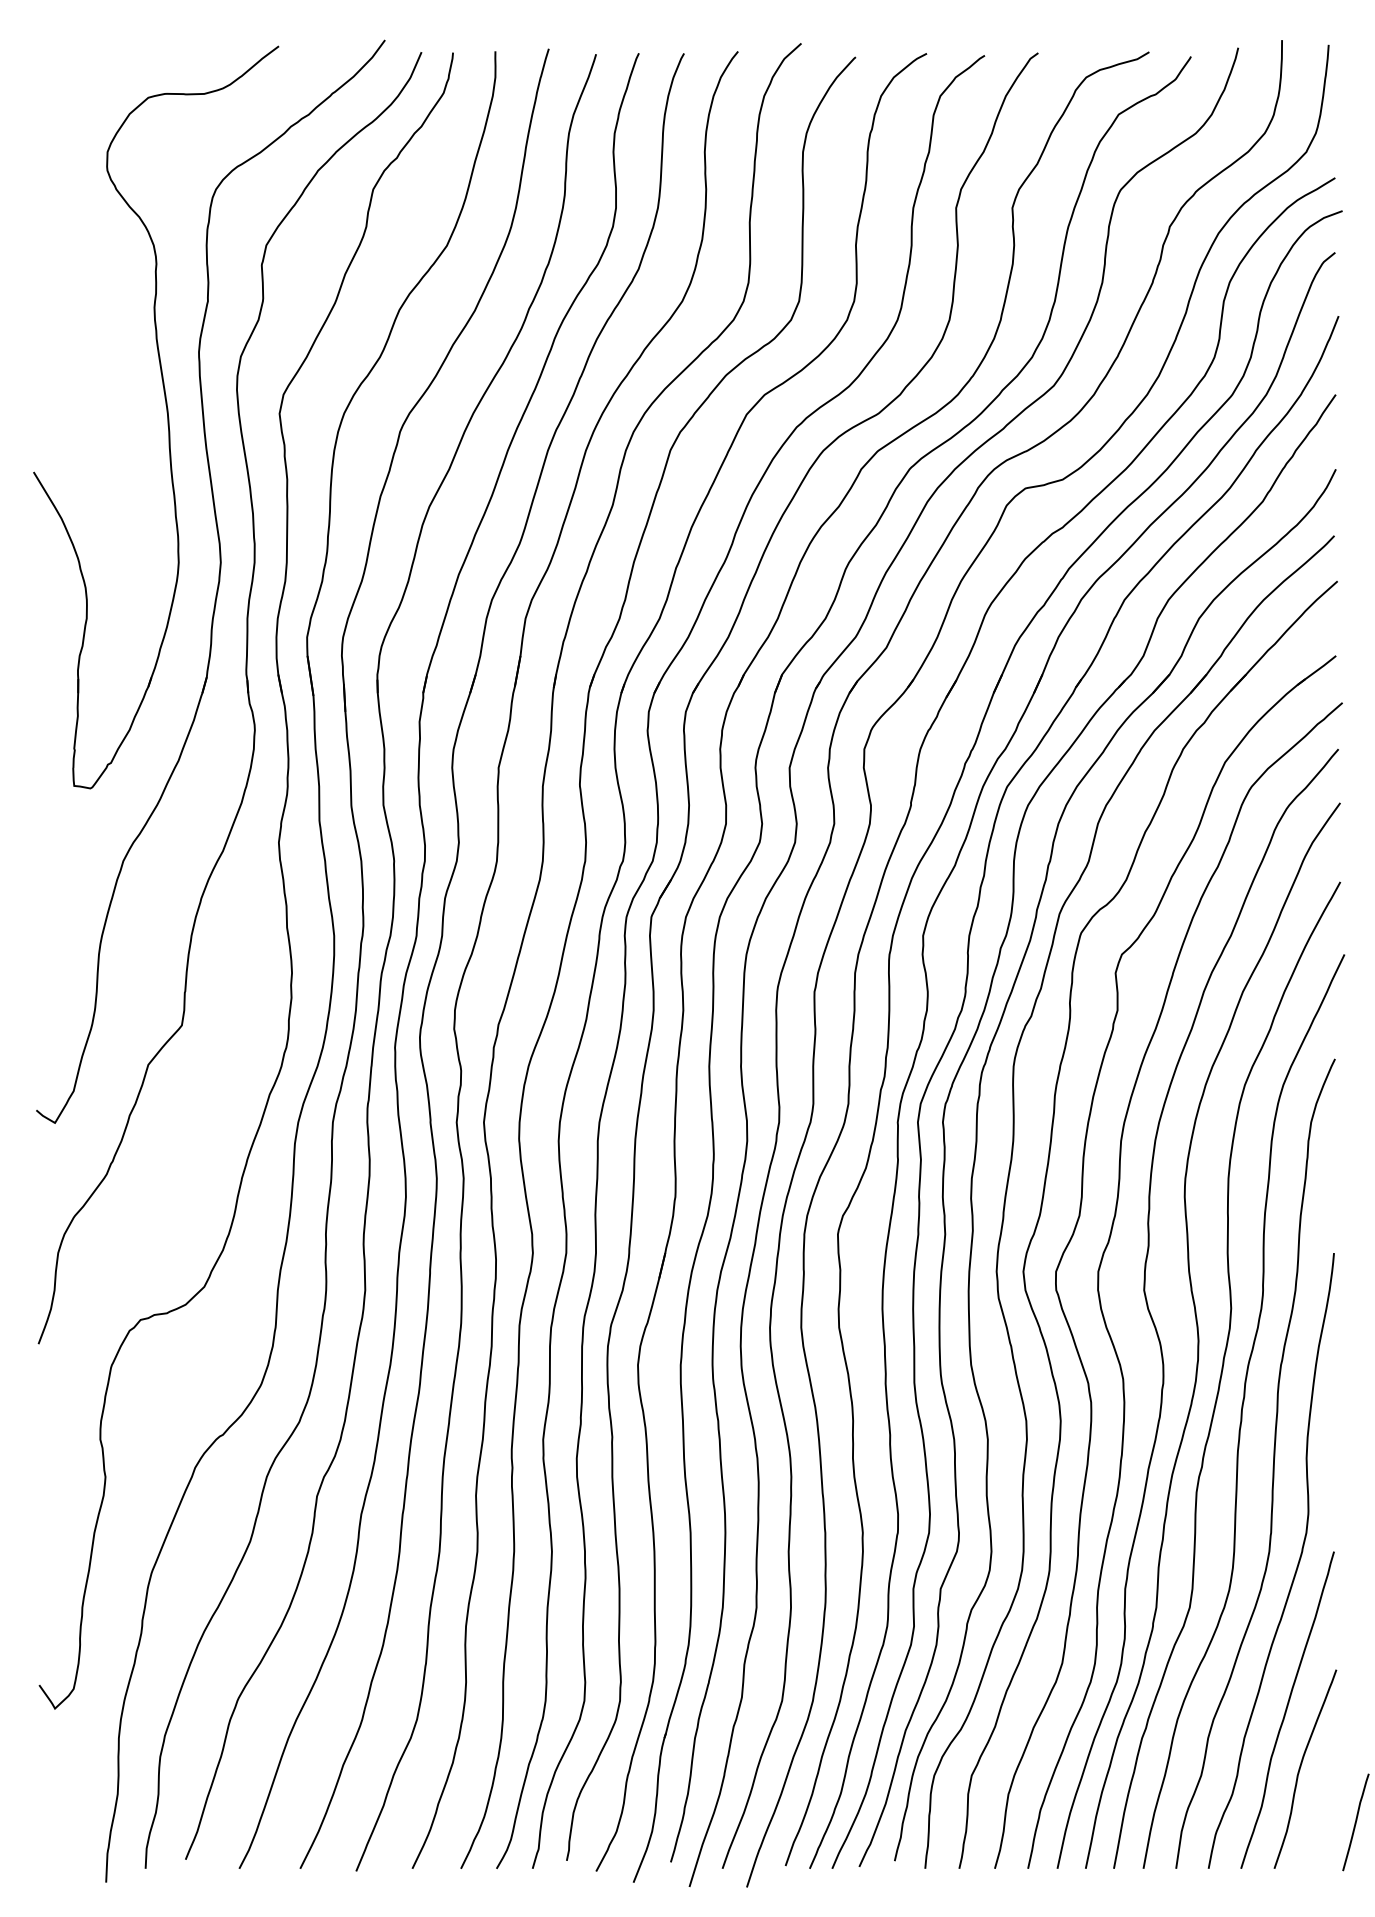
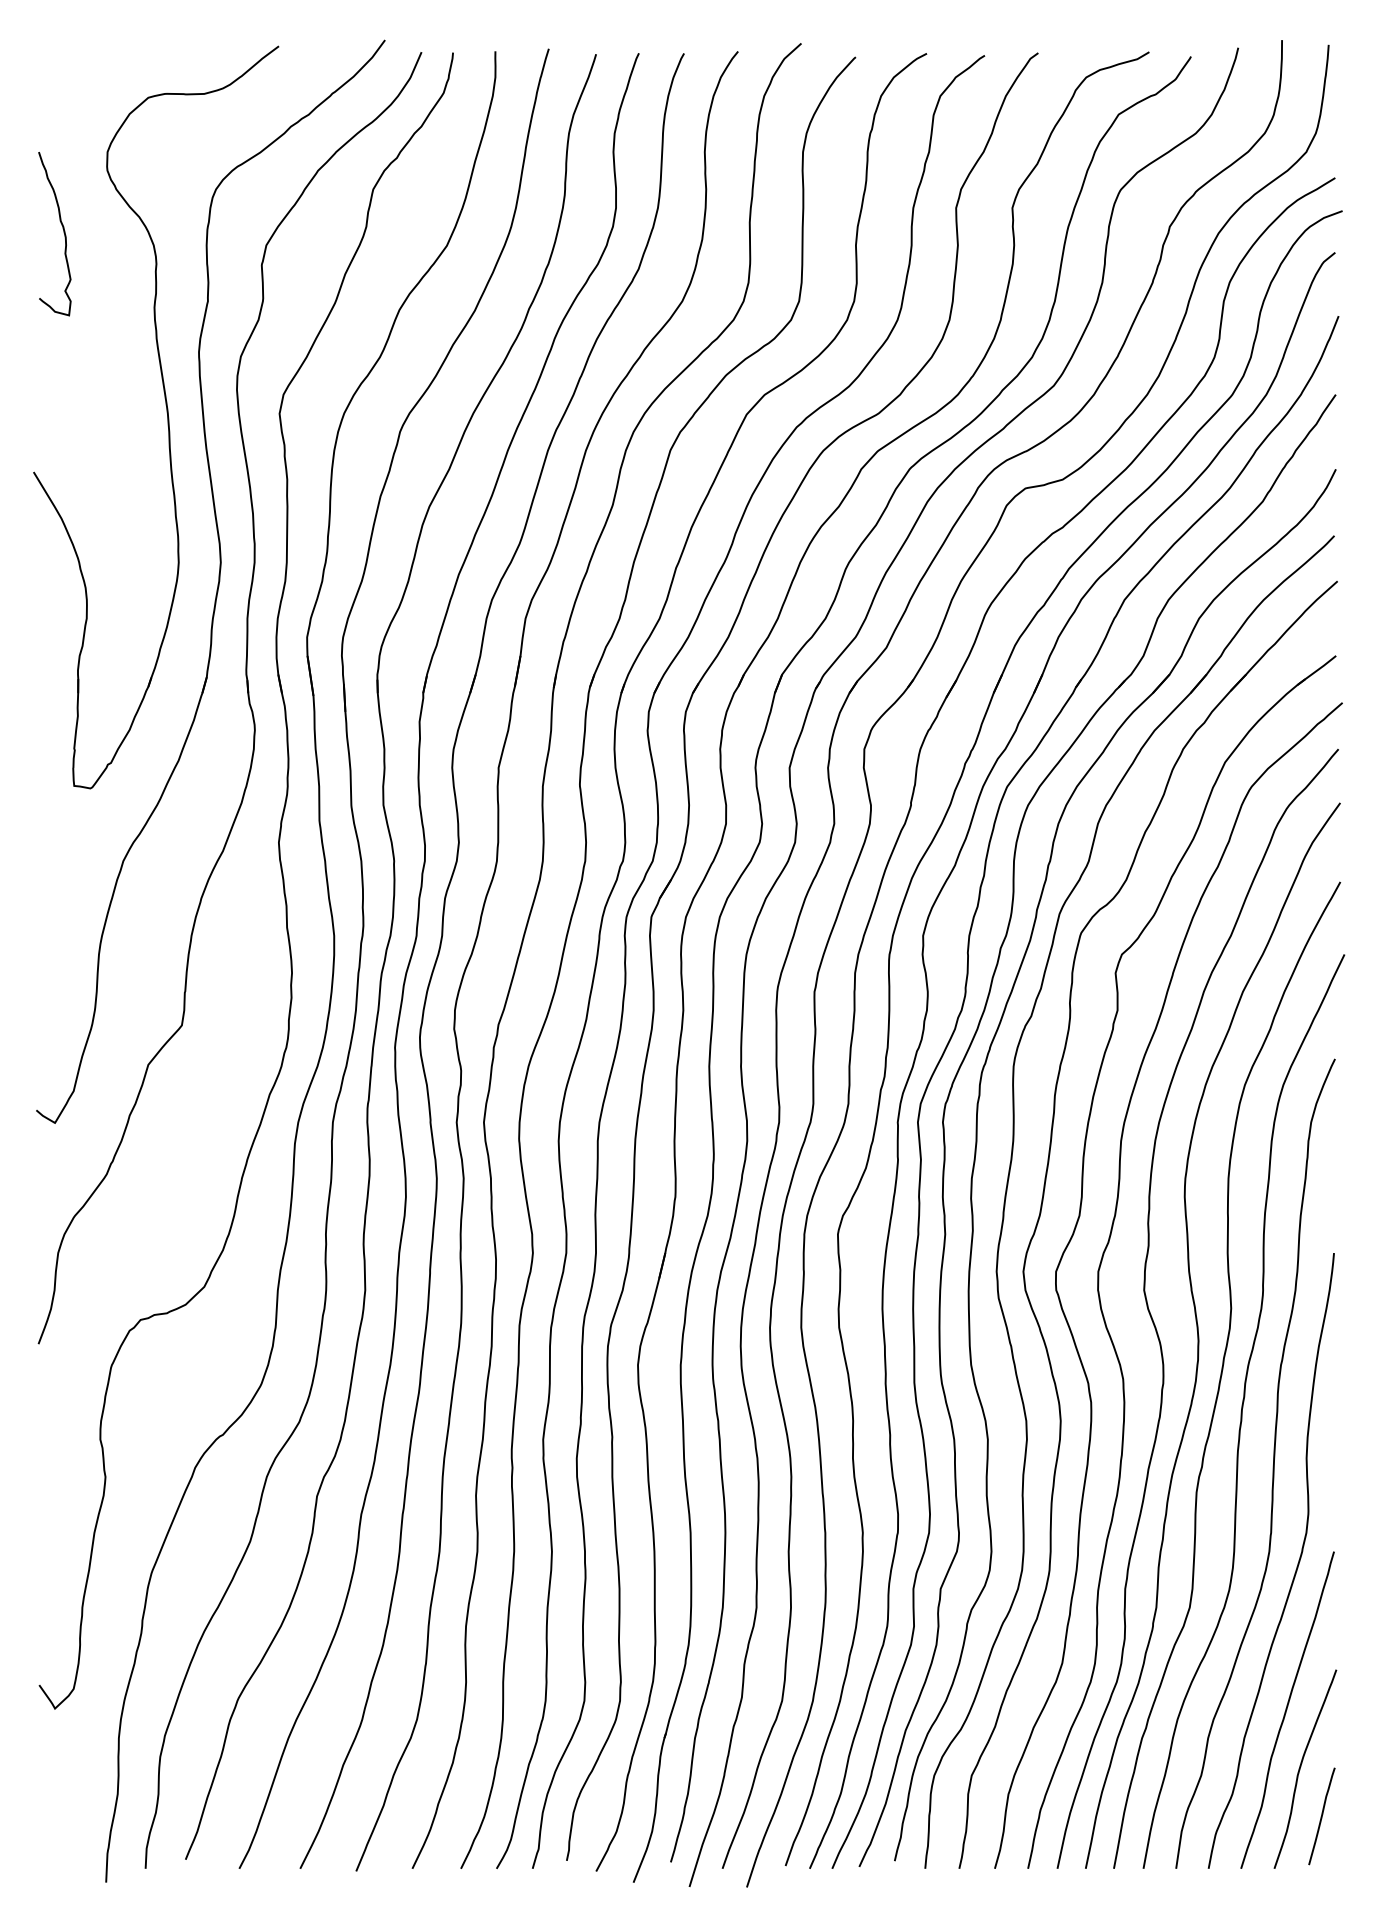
curve: none -> present (63, 233)
curve position: (1355, 1822) -> (1321, 1816) (1321, 1816)
